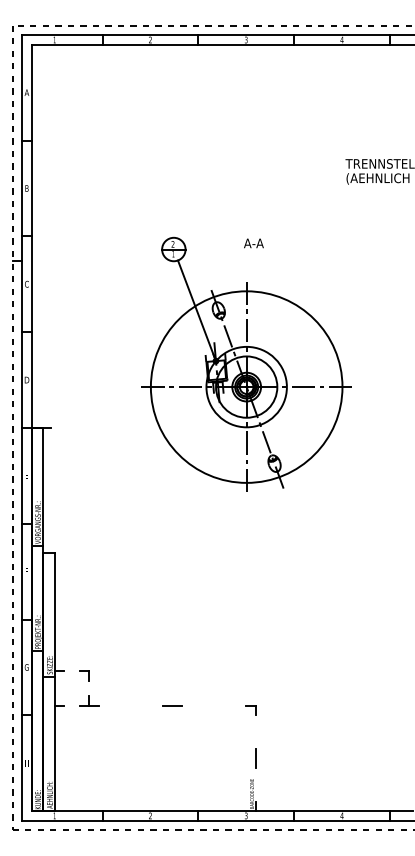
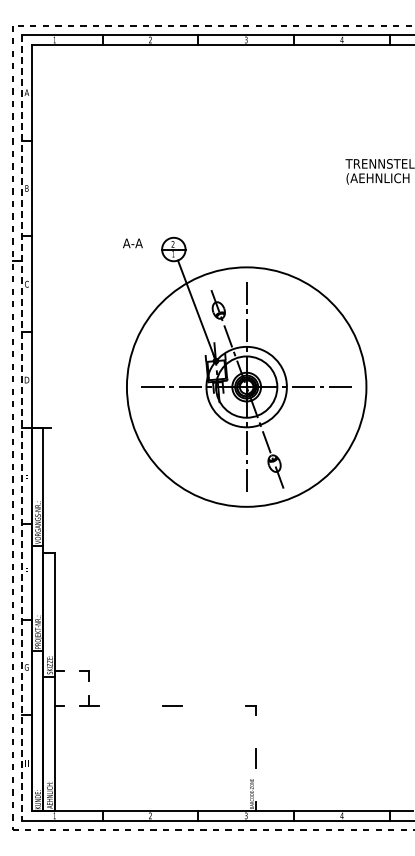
text position: (253, 243) -> (132, 243) (132, 243)
circle diameter: 192 px -> 239 px (246, 386)
line: solid -> dashed (22, 428)
